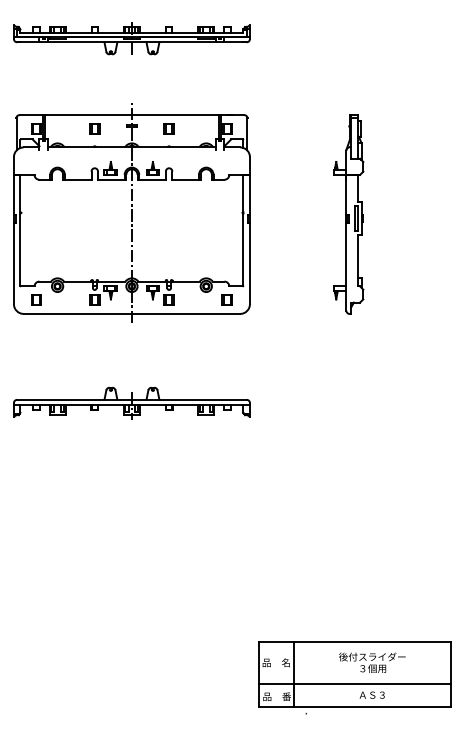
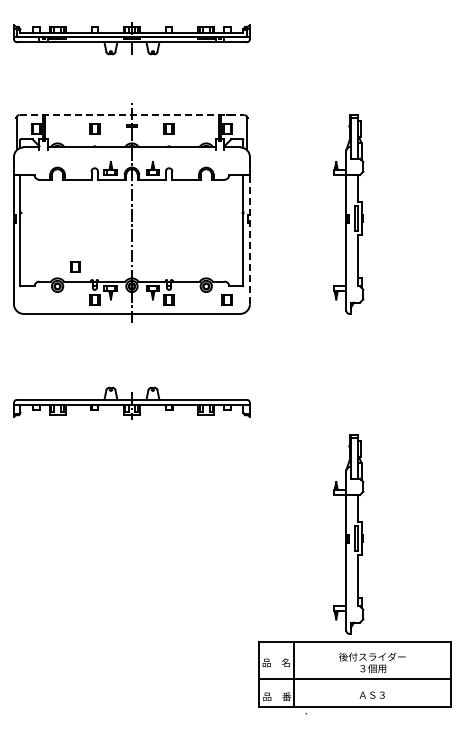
line: solid -> dashed (132, 115)
line: solid -> dashed (249, 239)
part position: (36, 299) -> (75, 266) (75, 266)
part: none -> present (348, 534)
line position: (354, 683) -> (354, 678) (354, 678)
